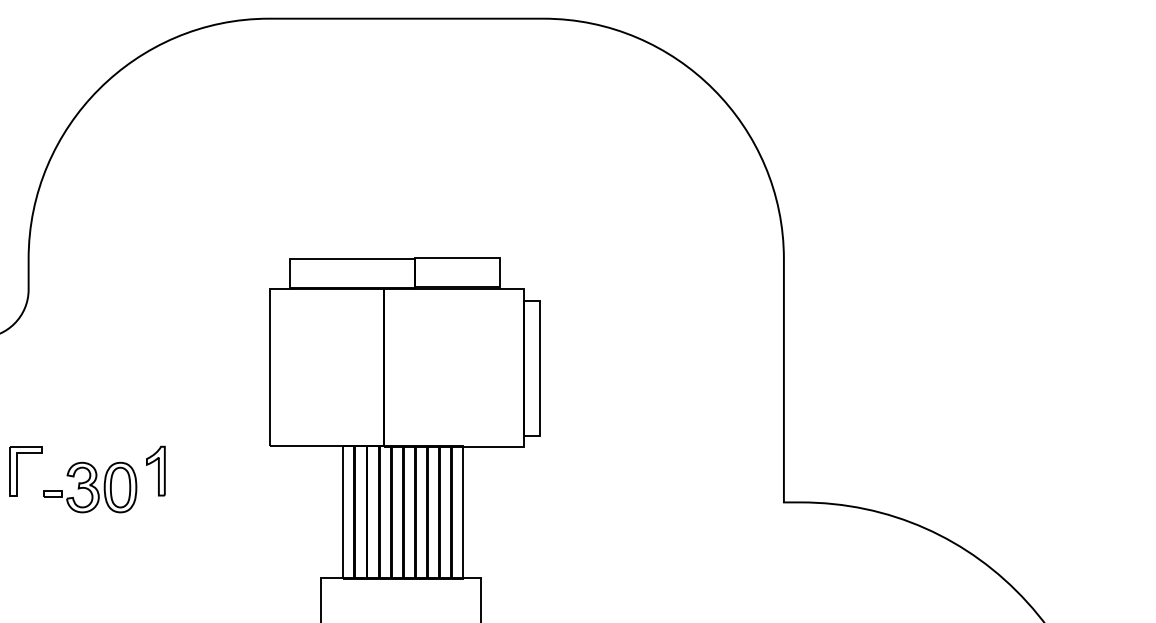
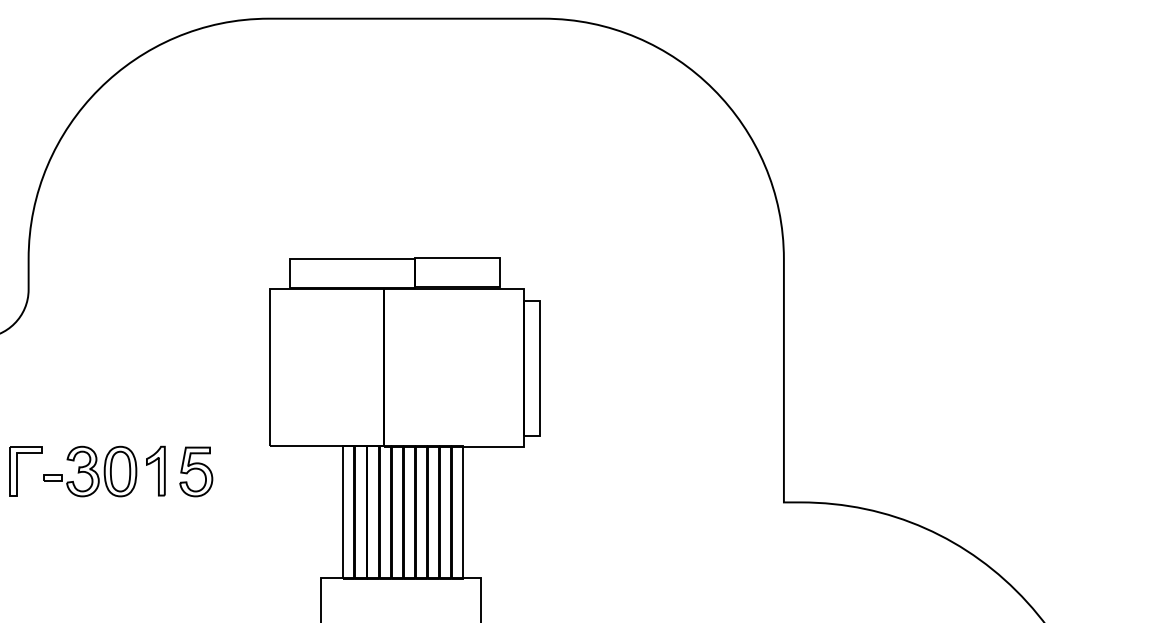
part: none -> present (196, 471)
part position: (90, 487) -> (90, 471) (90, 471)
